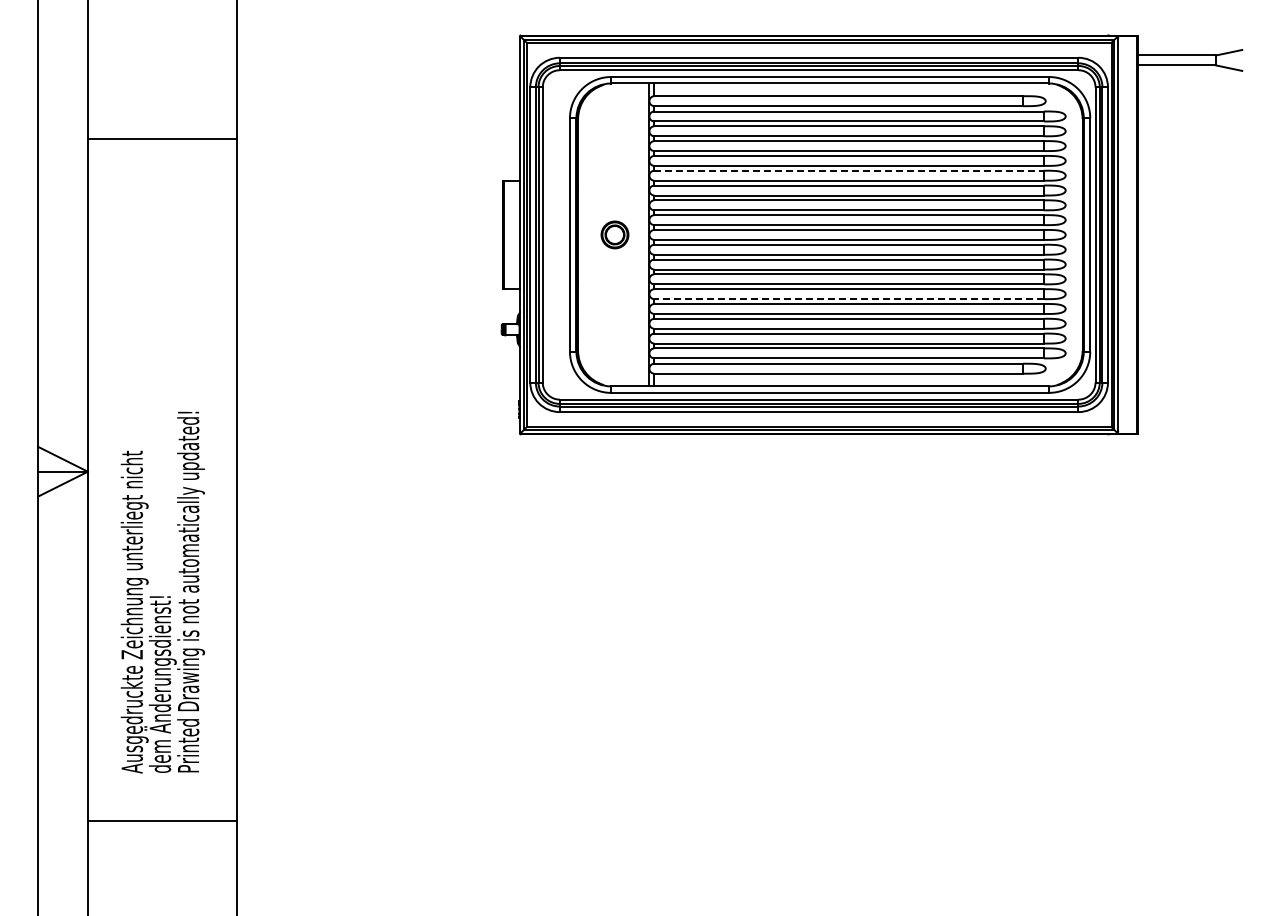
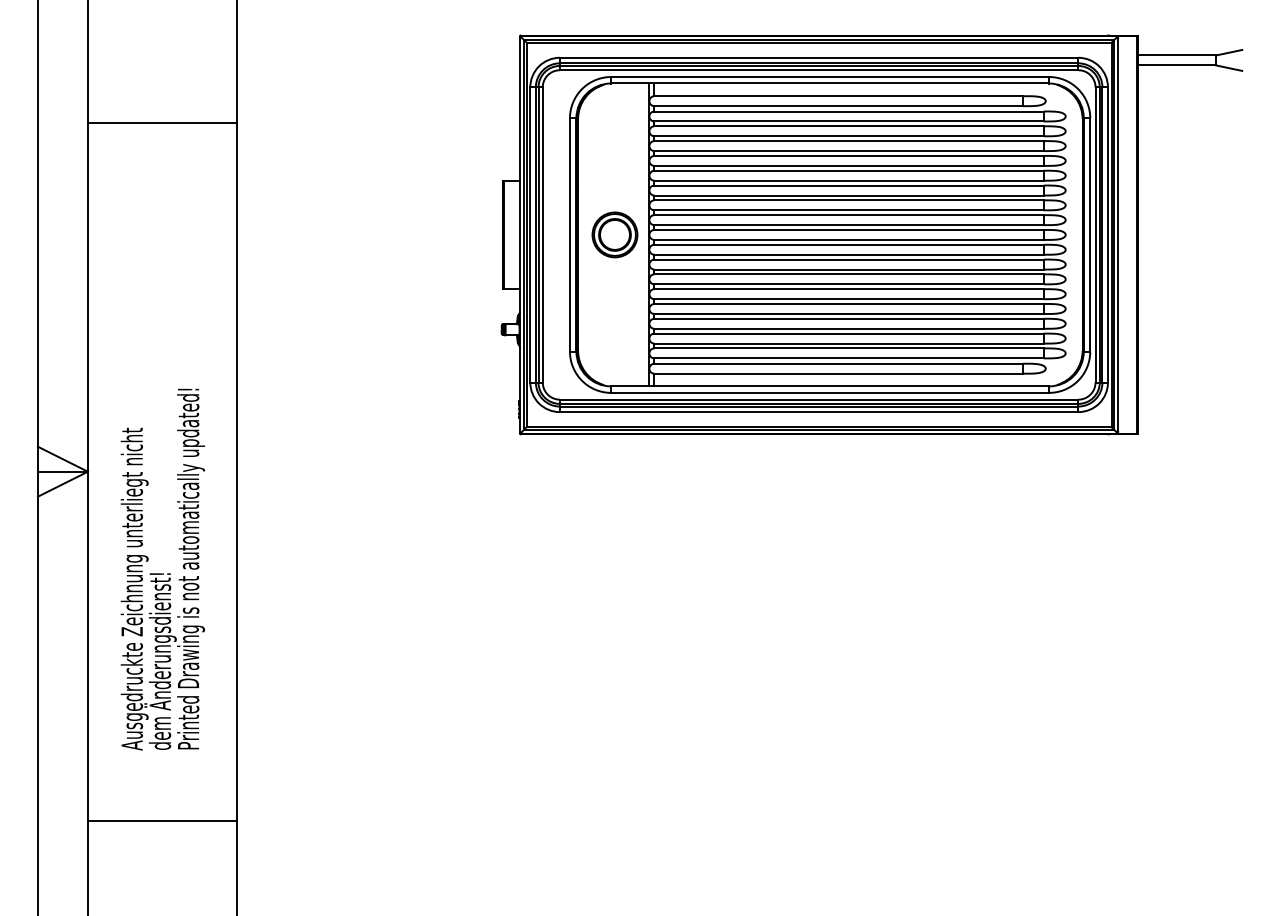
line position: (162, 138) -> (162, 122) (162, 122)
line: dashed -> solid (849, 170)
part size: 30x30 px -> 48x48 px (614, 234)
line: dashed -> solid (849, 299)
text position: (162, 592) -> (162, 569) (162, 569)
